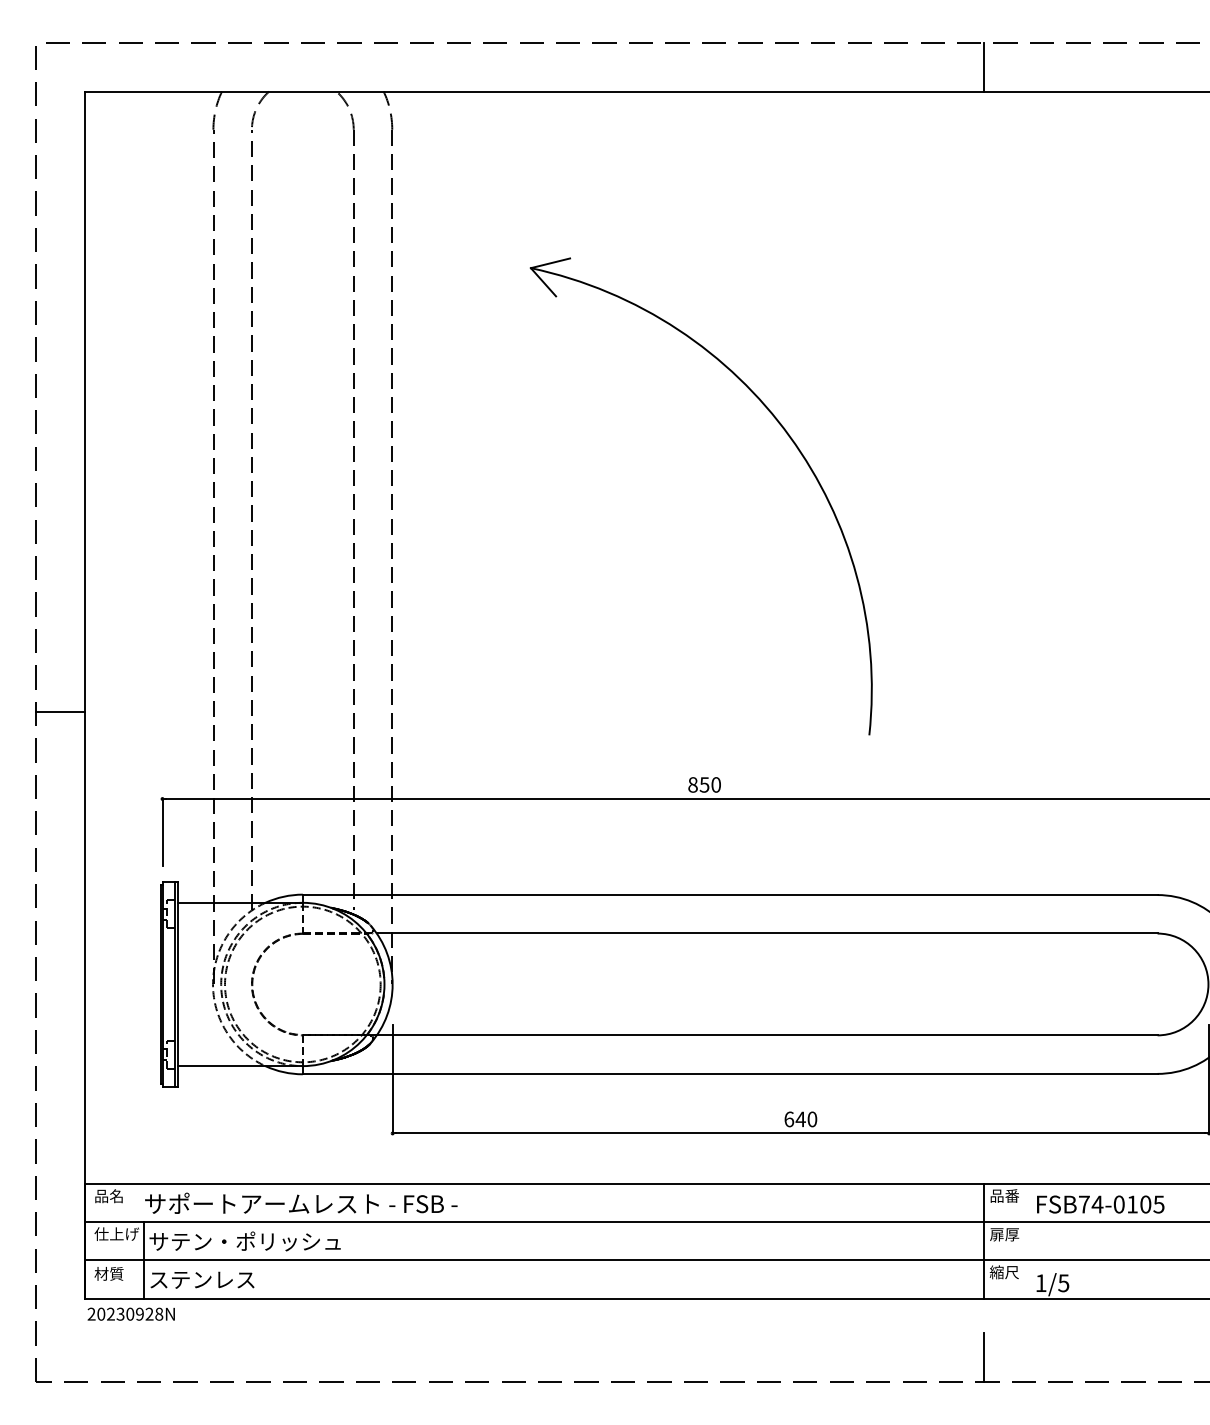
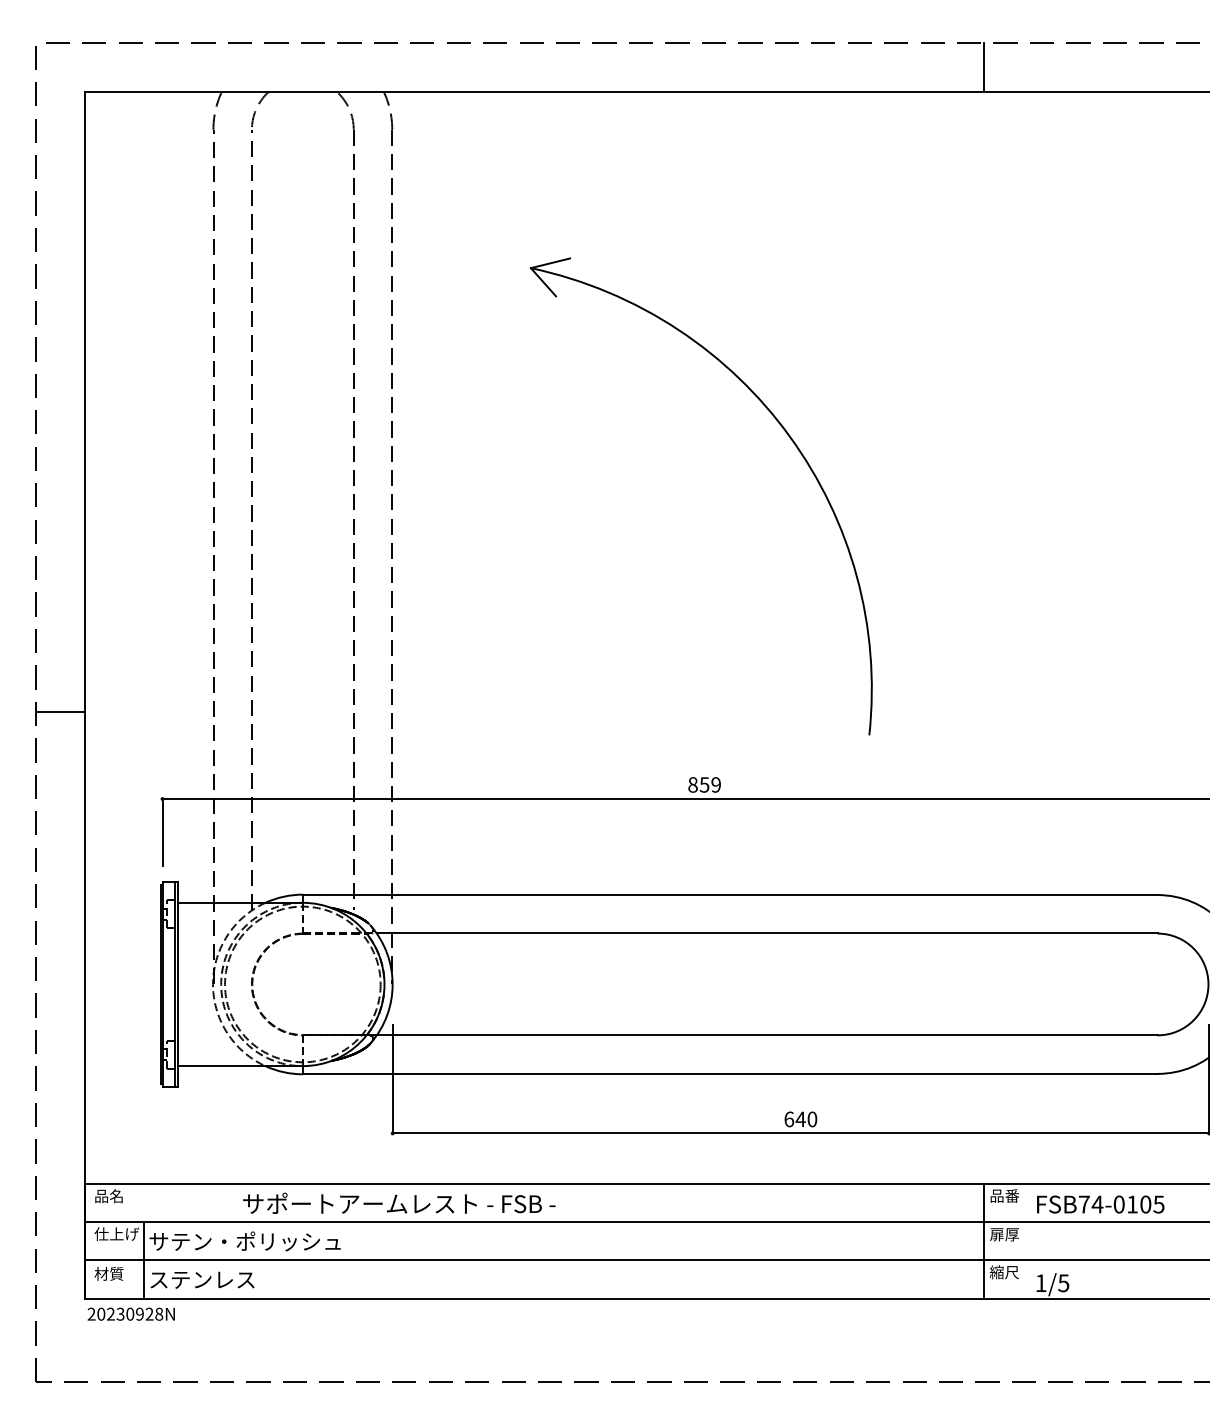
text: 850 -> 859 (715, 784)
text position: (301, 1202) -> (399, 1202) (399, 1202)
line: present -> none (983, 1357)
